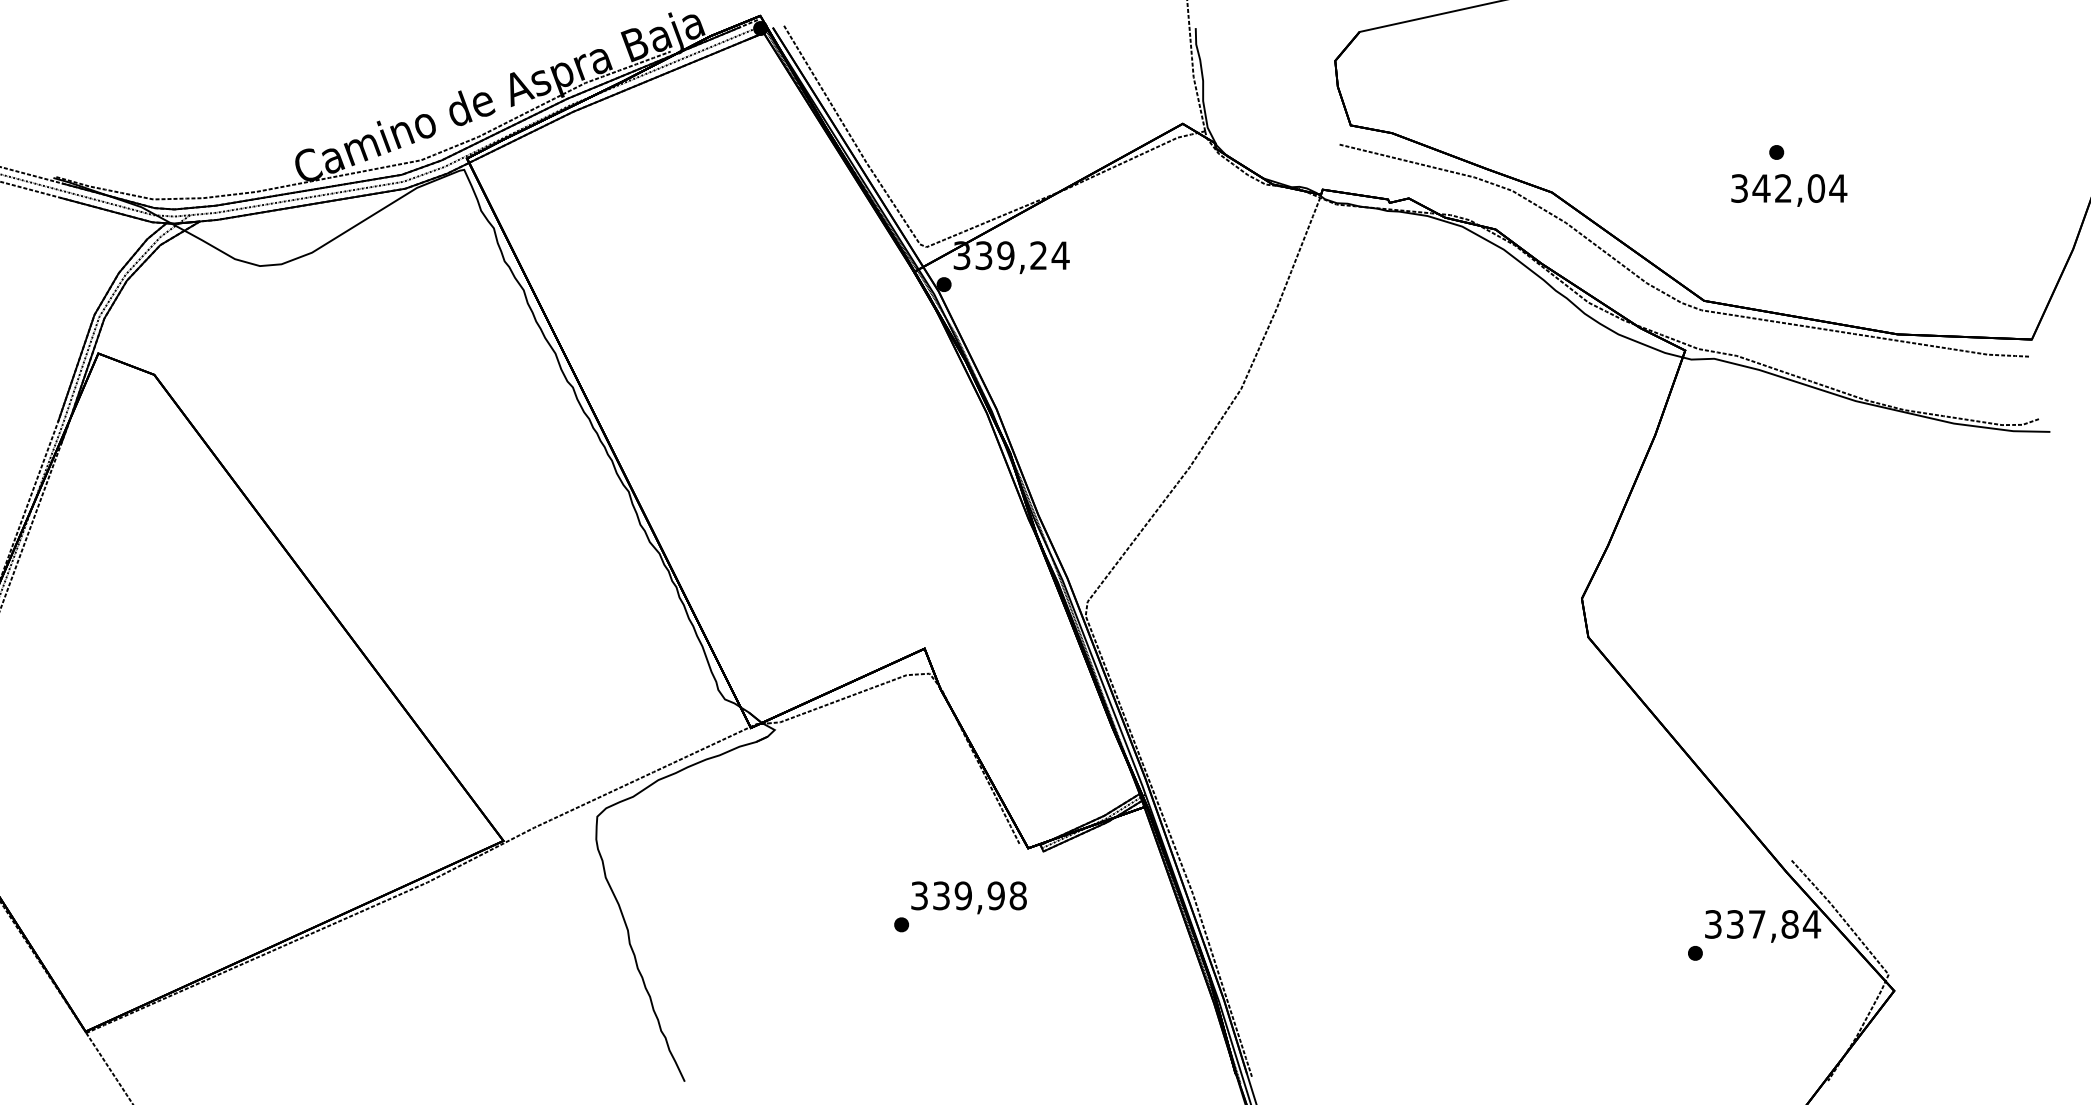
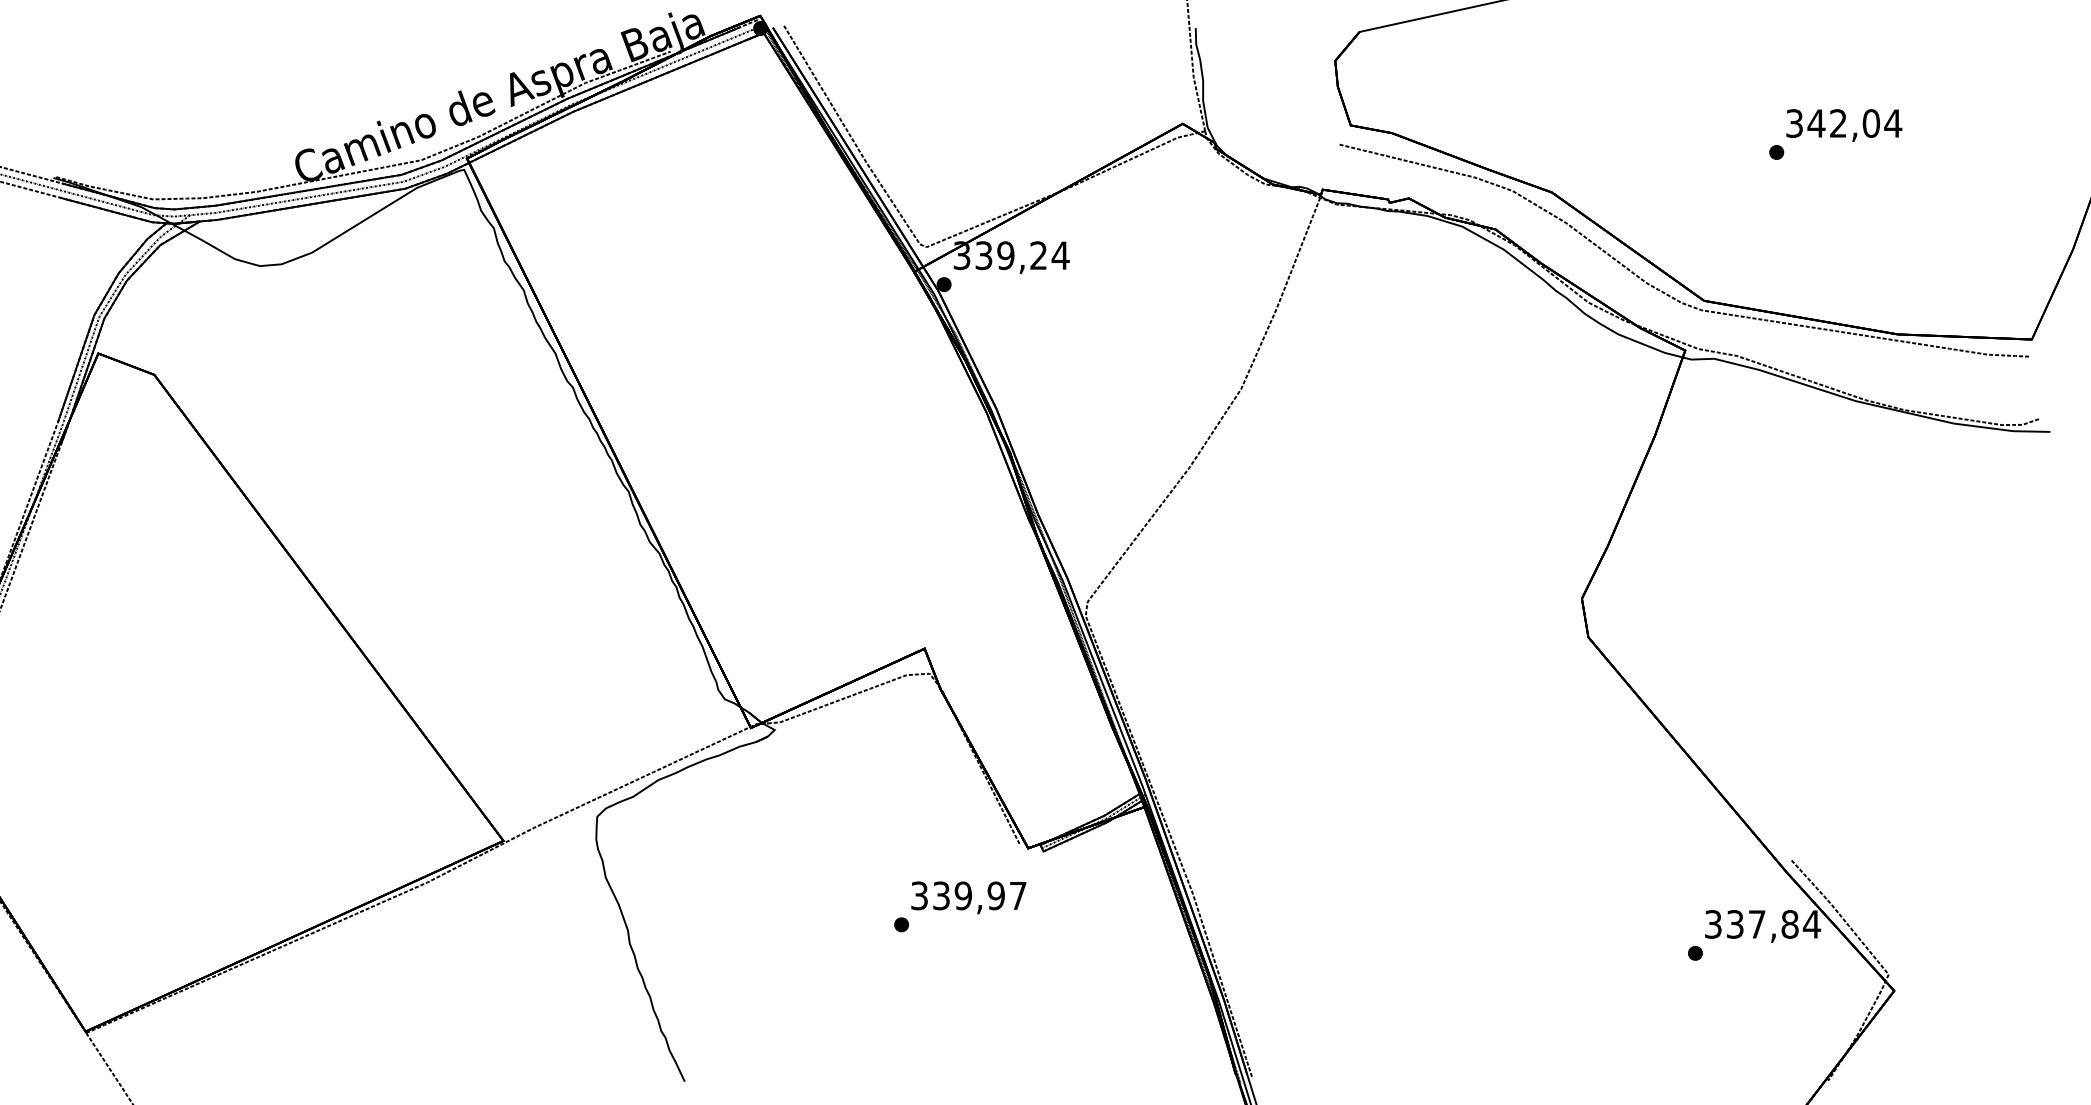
text position: (1789, 190) -> (1844, 125) (1844, 125)
text: 339,98 -> 339,97 (1017, 895)
